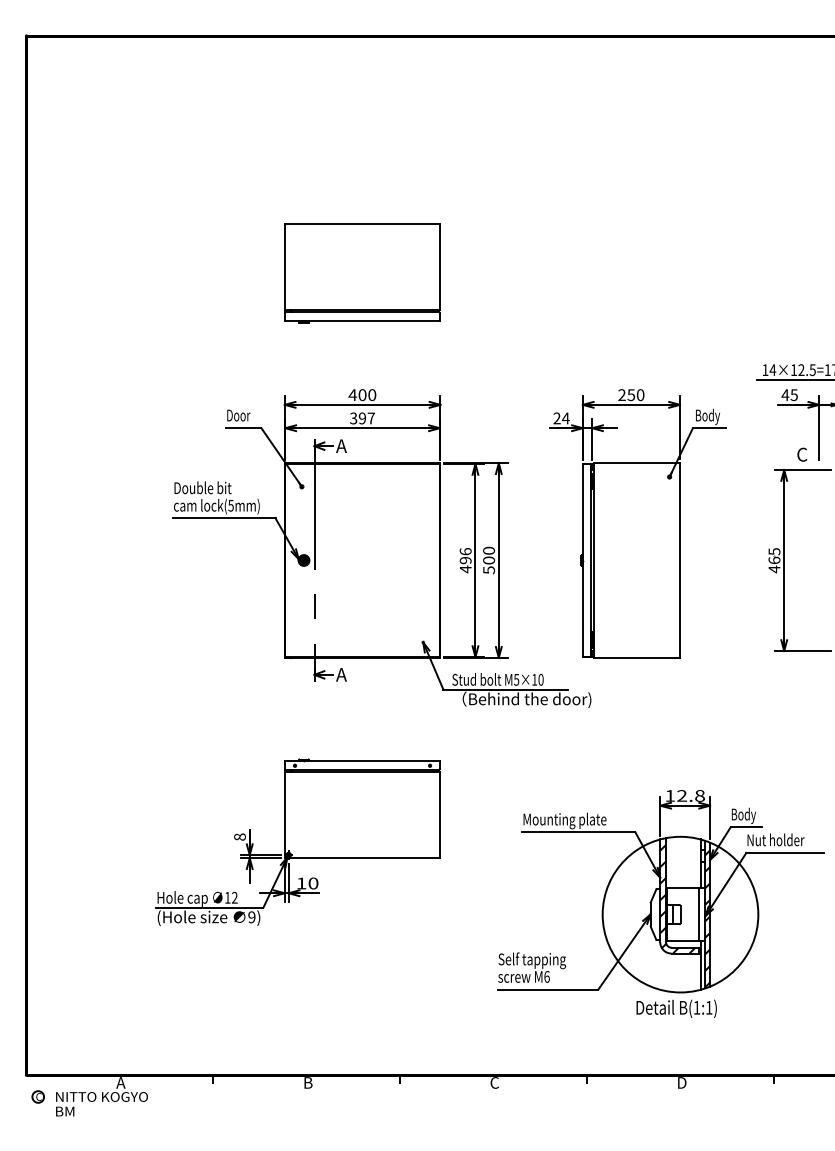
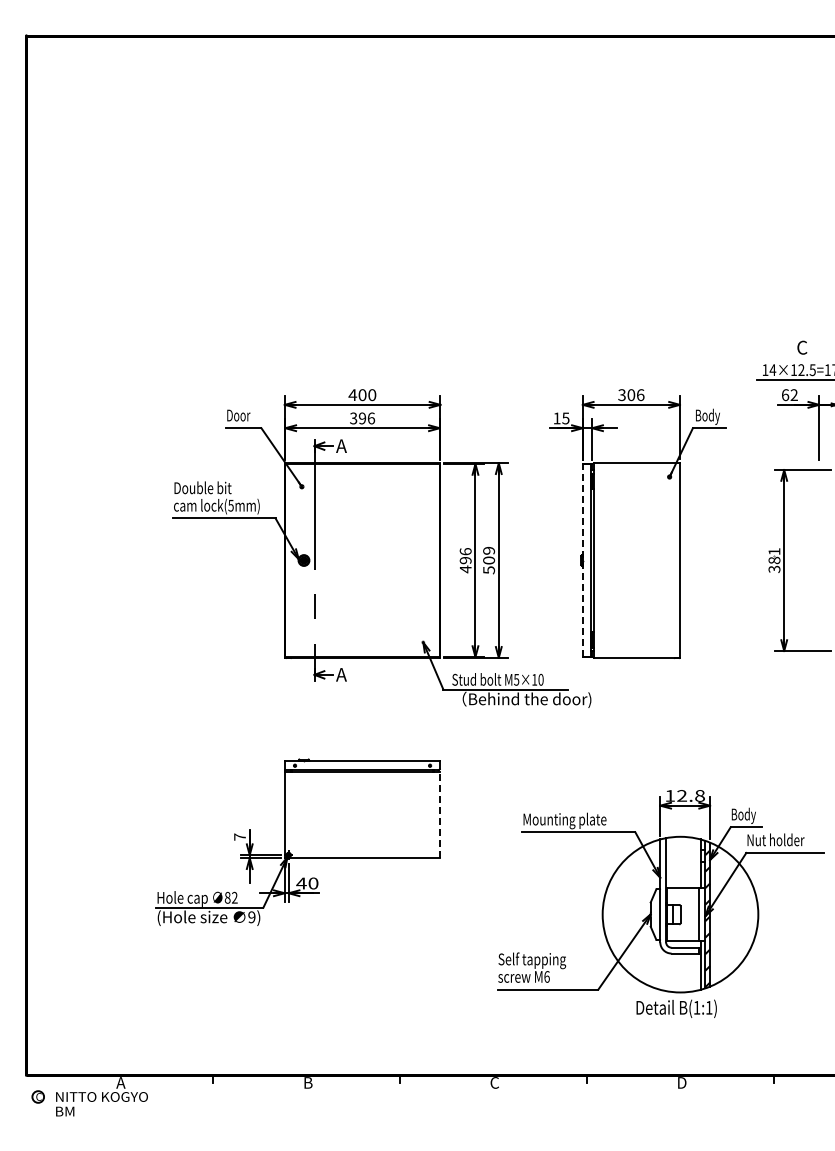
part: present -> none (362, 273)
text: 250 -> 306 (631, 395)
text: 45 -> 62 (789, 395)
text: 397 -> 396 (371, 418)
text: 24 -> 15 (561, 418)
text position: (802, 454) -> (802, 347) (802, 347)
text: 500 -> 509 (488, 550)
line: solid -> dashed (582, 560)
text: 465 -> 381 (774, 560)
line: solid -> dashed (440, 814)
text: 8 -> 7 (239, 836)
text: 10 -> 40 (301, 883)
text: 12 -> 82 (227, 897)
hatch: present -> none (677, 898)
